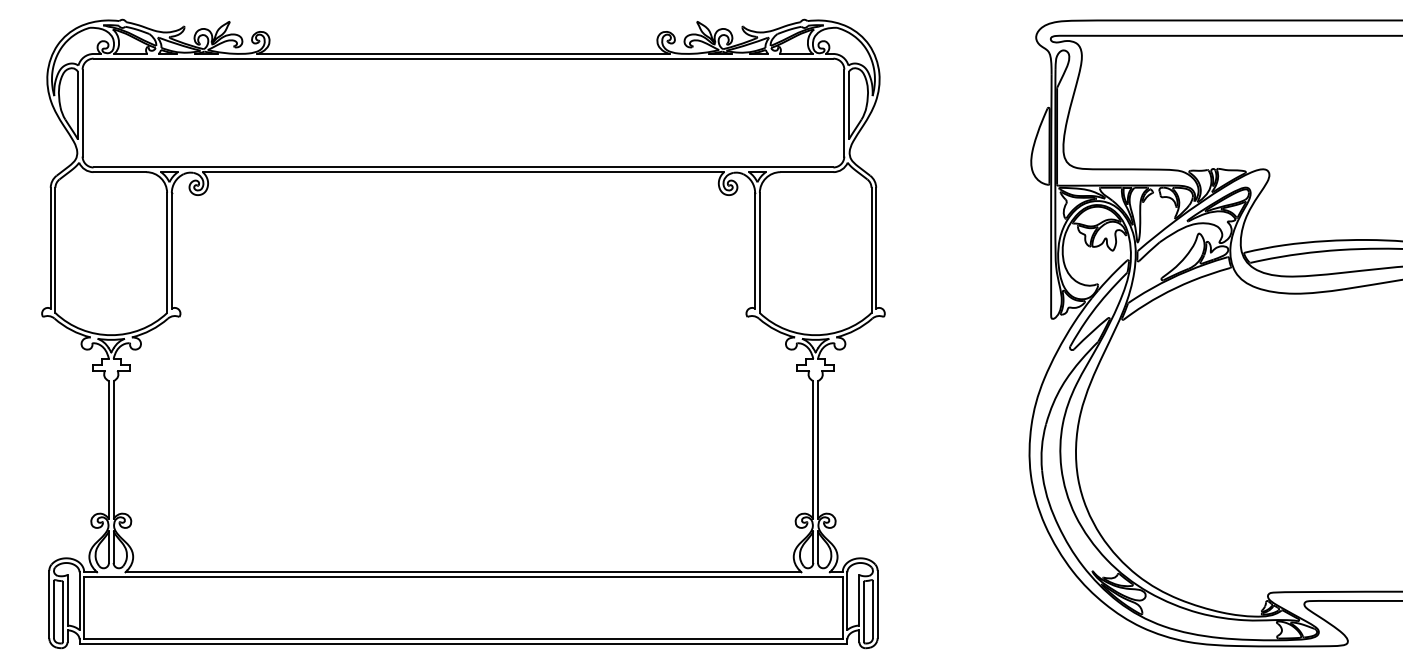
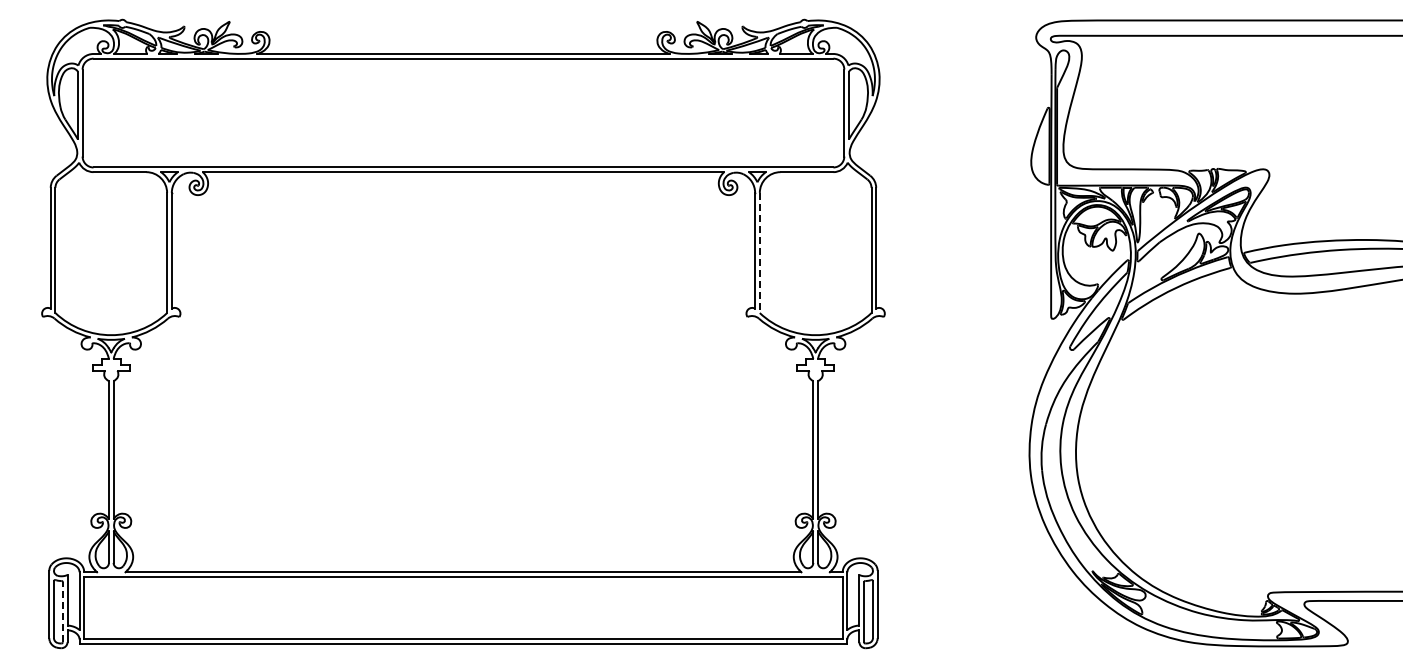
line: solid -> dashed (759, 253)
line: solid -> dashed (62, 612)
